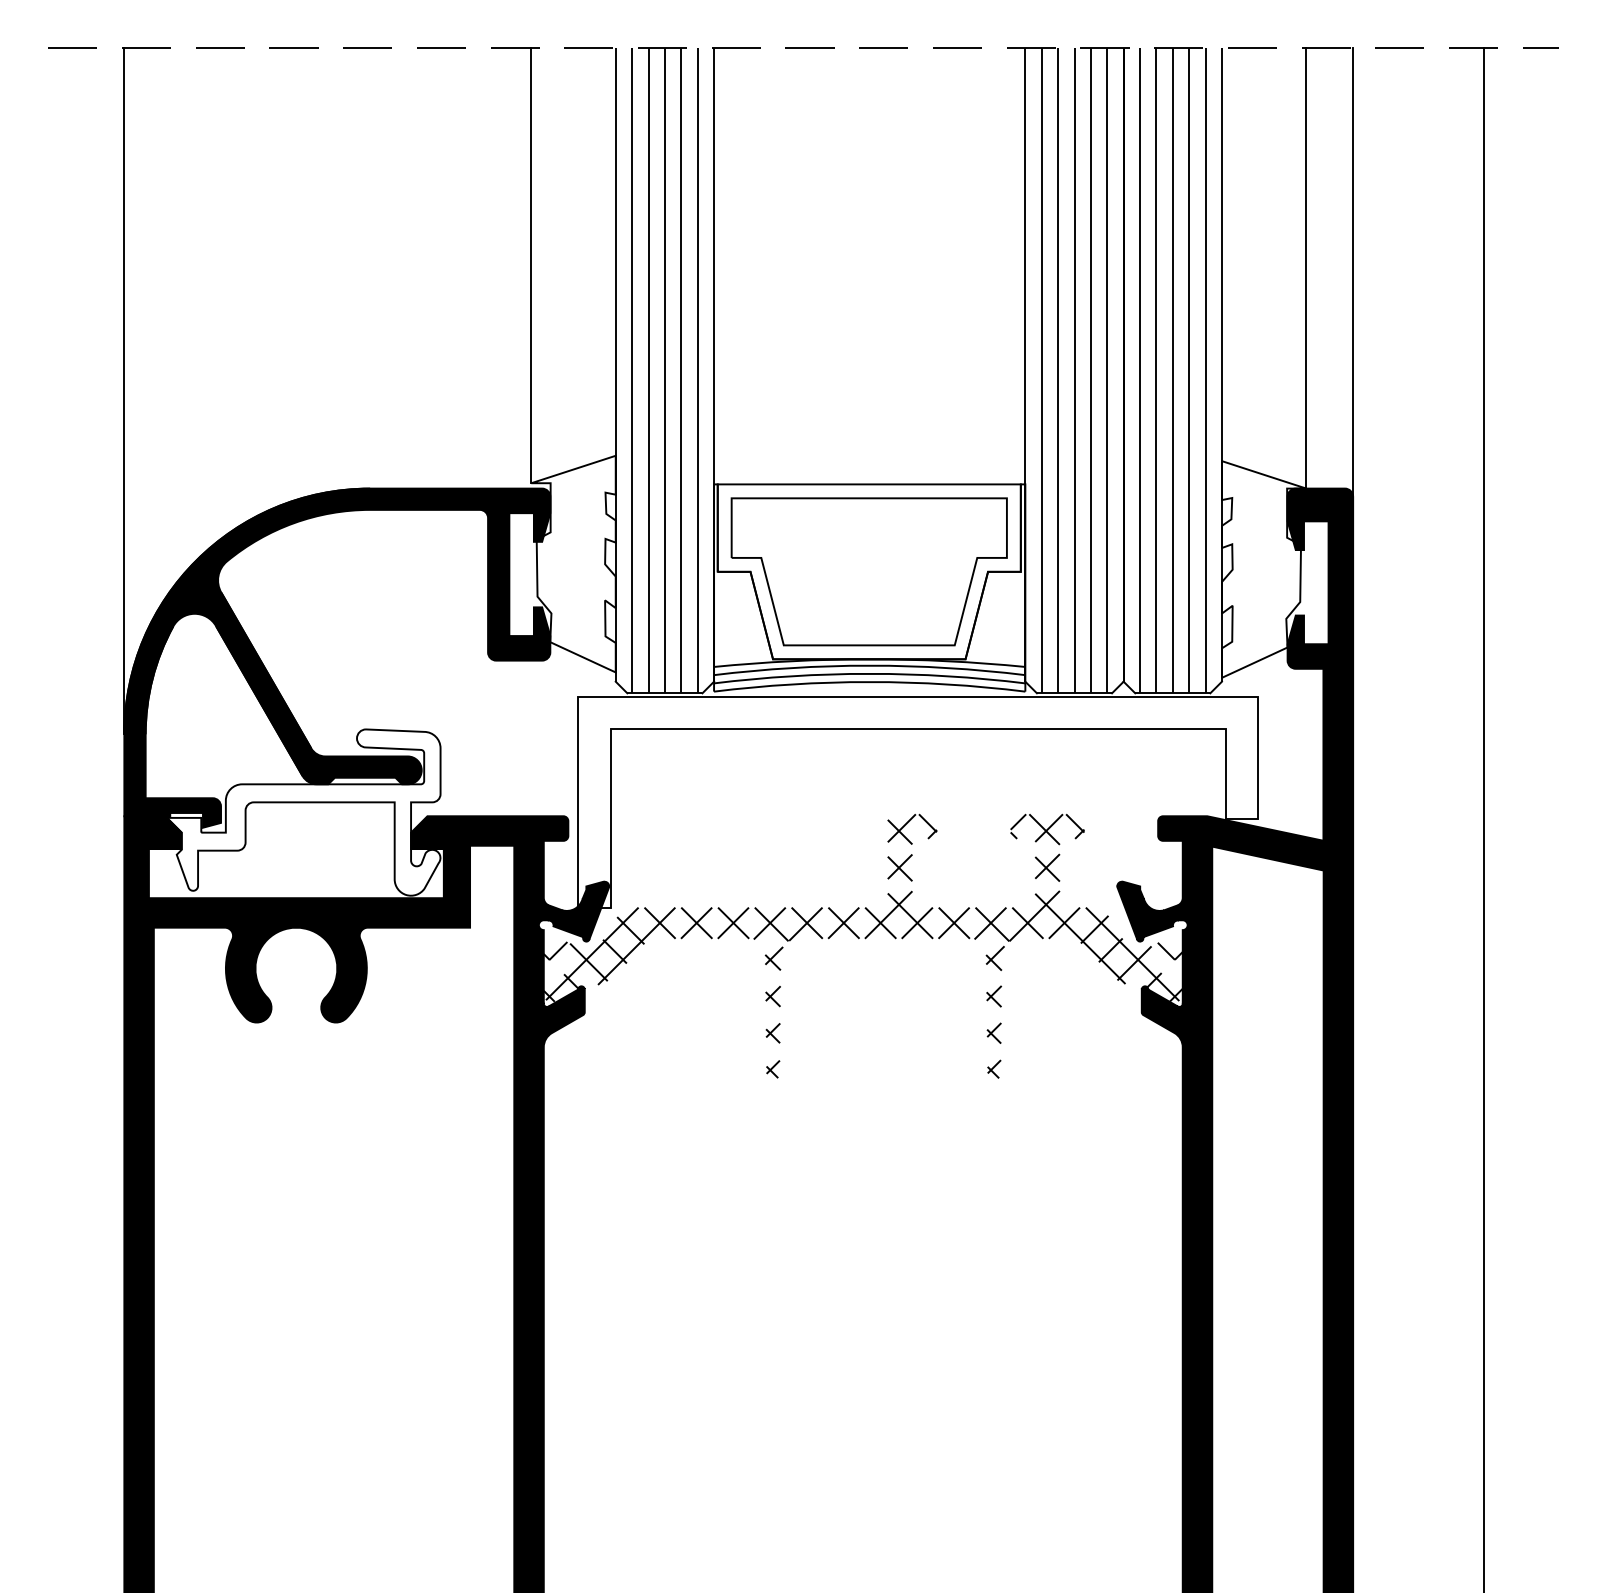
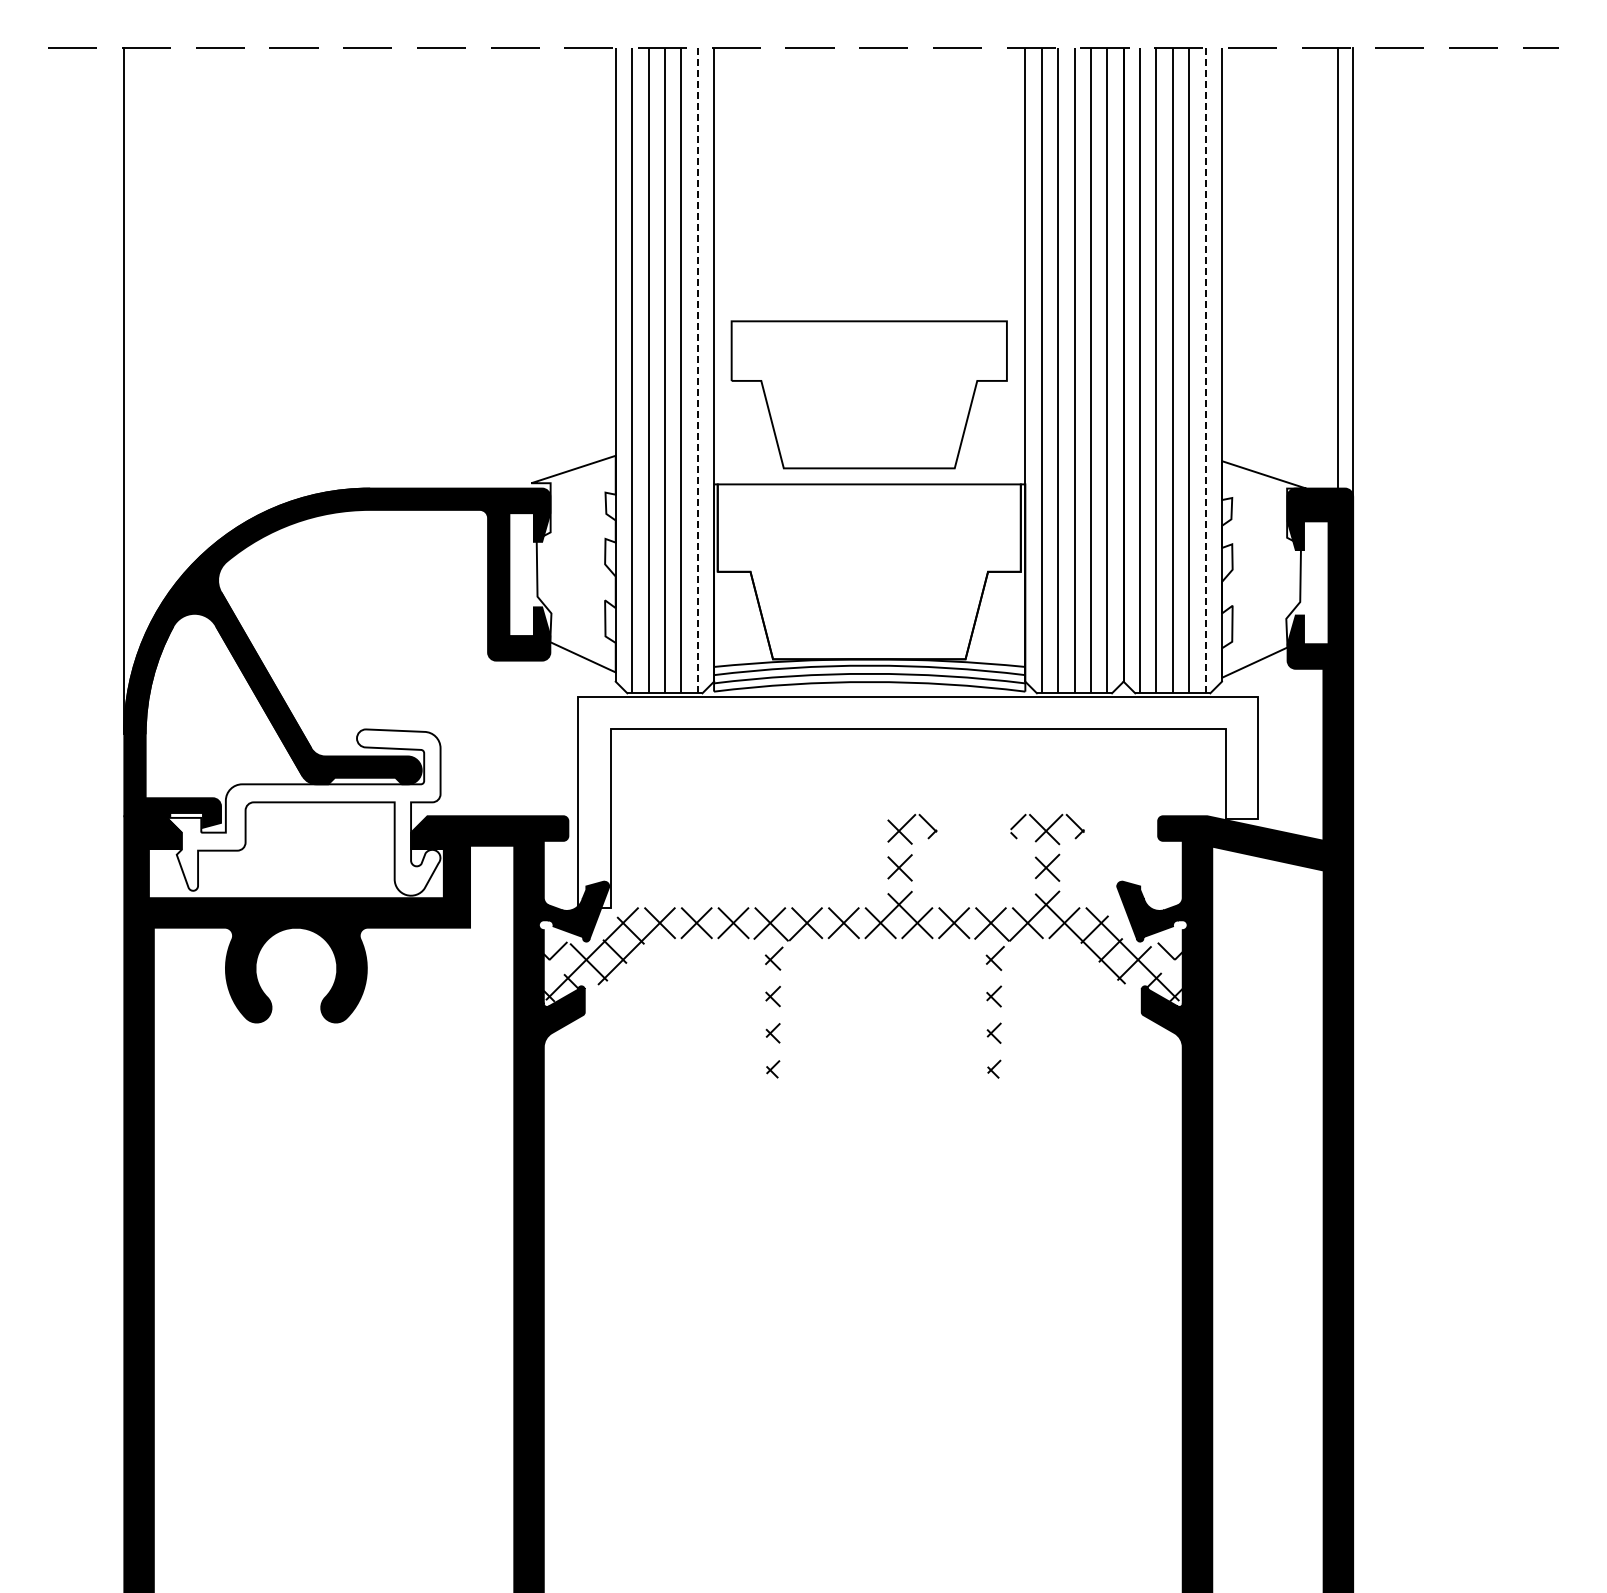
line: present -> none (531, 265)
line position: (1306, 267) -> (1338, 267) (1338, 267)
line: solid -> dashed (697, 370)
line: solid -> dashed (1205, 370)
part position: (868, 571) -> (868, 394) (868, 394)
line: present -> none (1484, 818)
